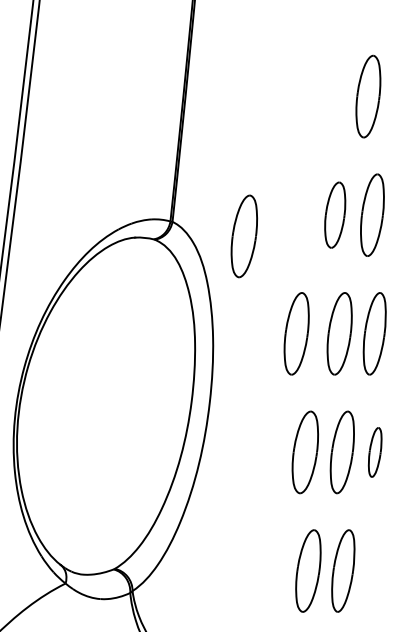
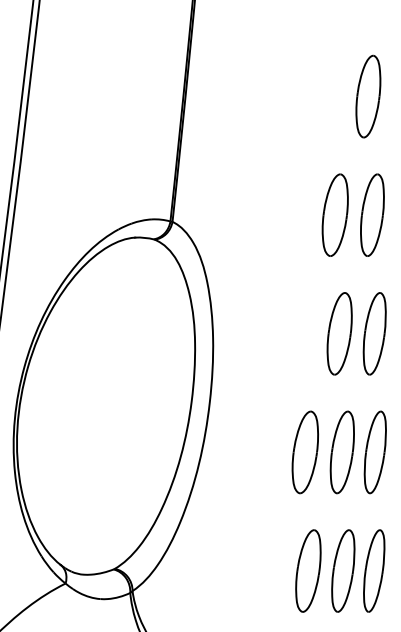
part size: 23x68 px -> 28x84 px (334, 214)
part: present -> none (243, 236)
part: present -> none (296, 333)
part size: 16x51 px -> 24x85 px (374, 452)
part: none -> present (374, 570)
